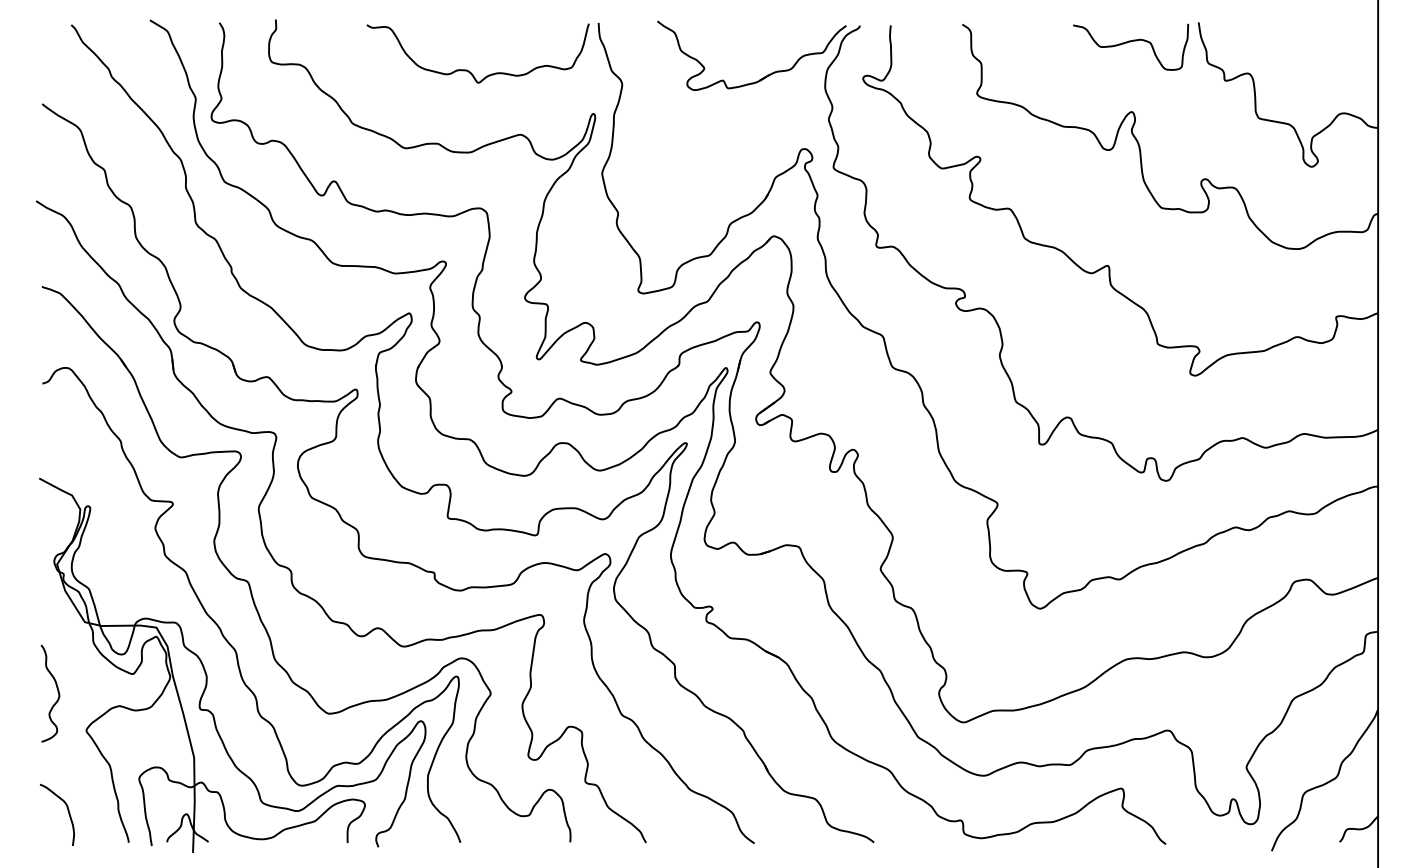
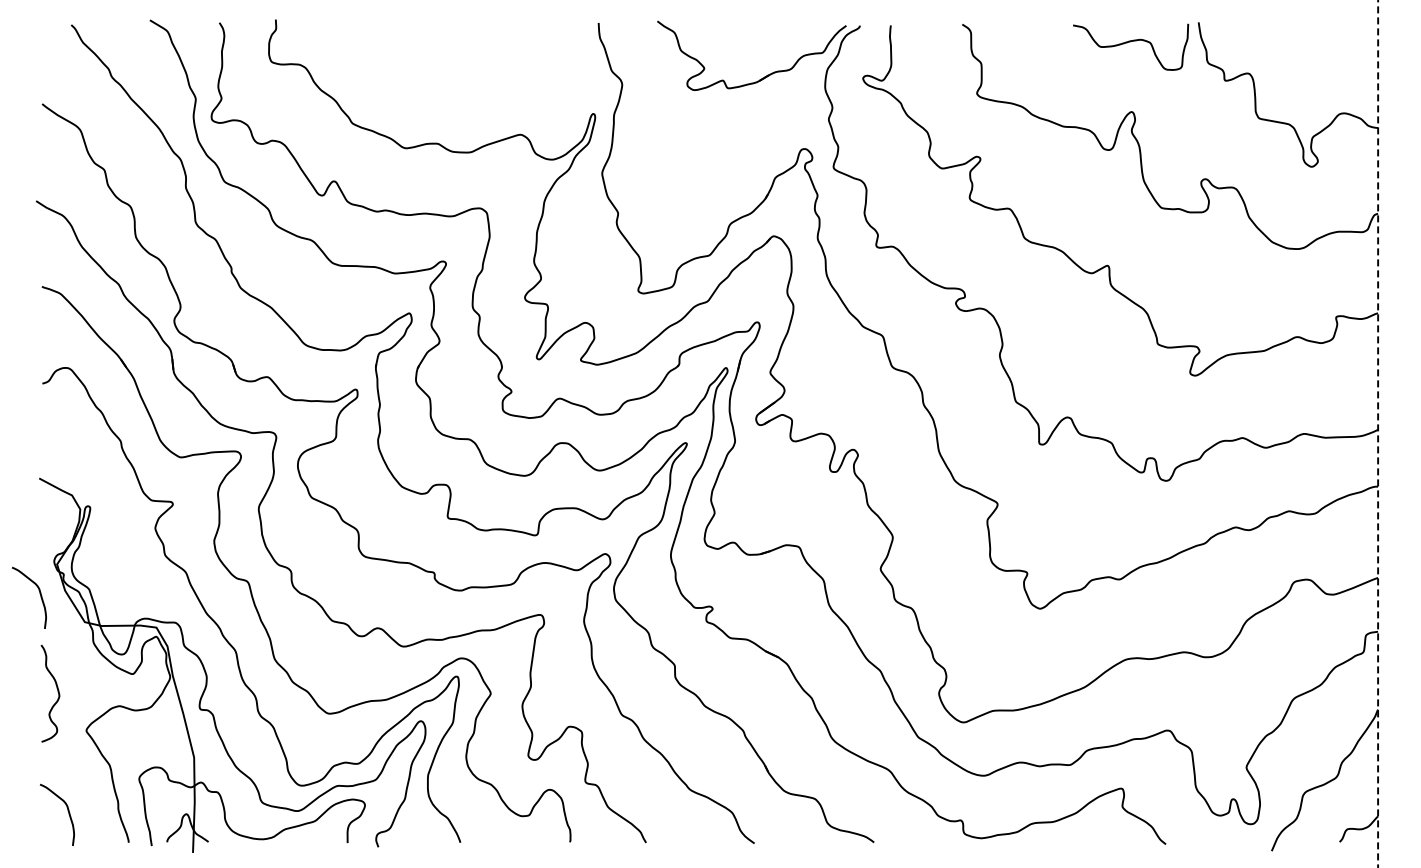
curve: present -> none (469, 70)
line: solid -> dashed (1378, 434)
curve: none -> present (39, 594)
